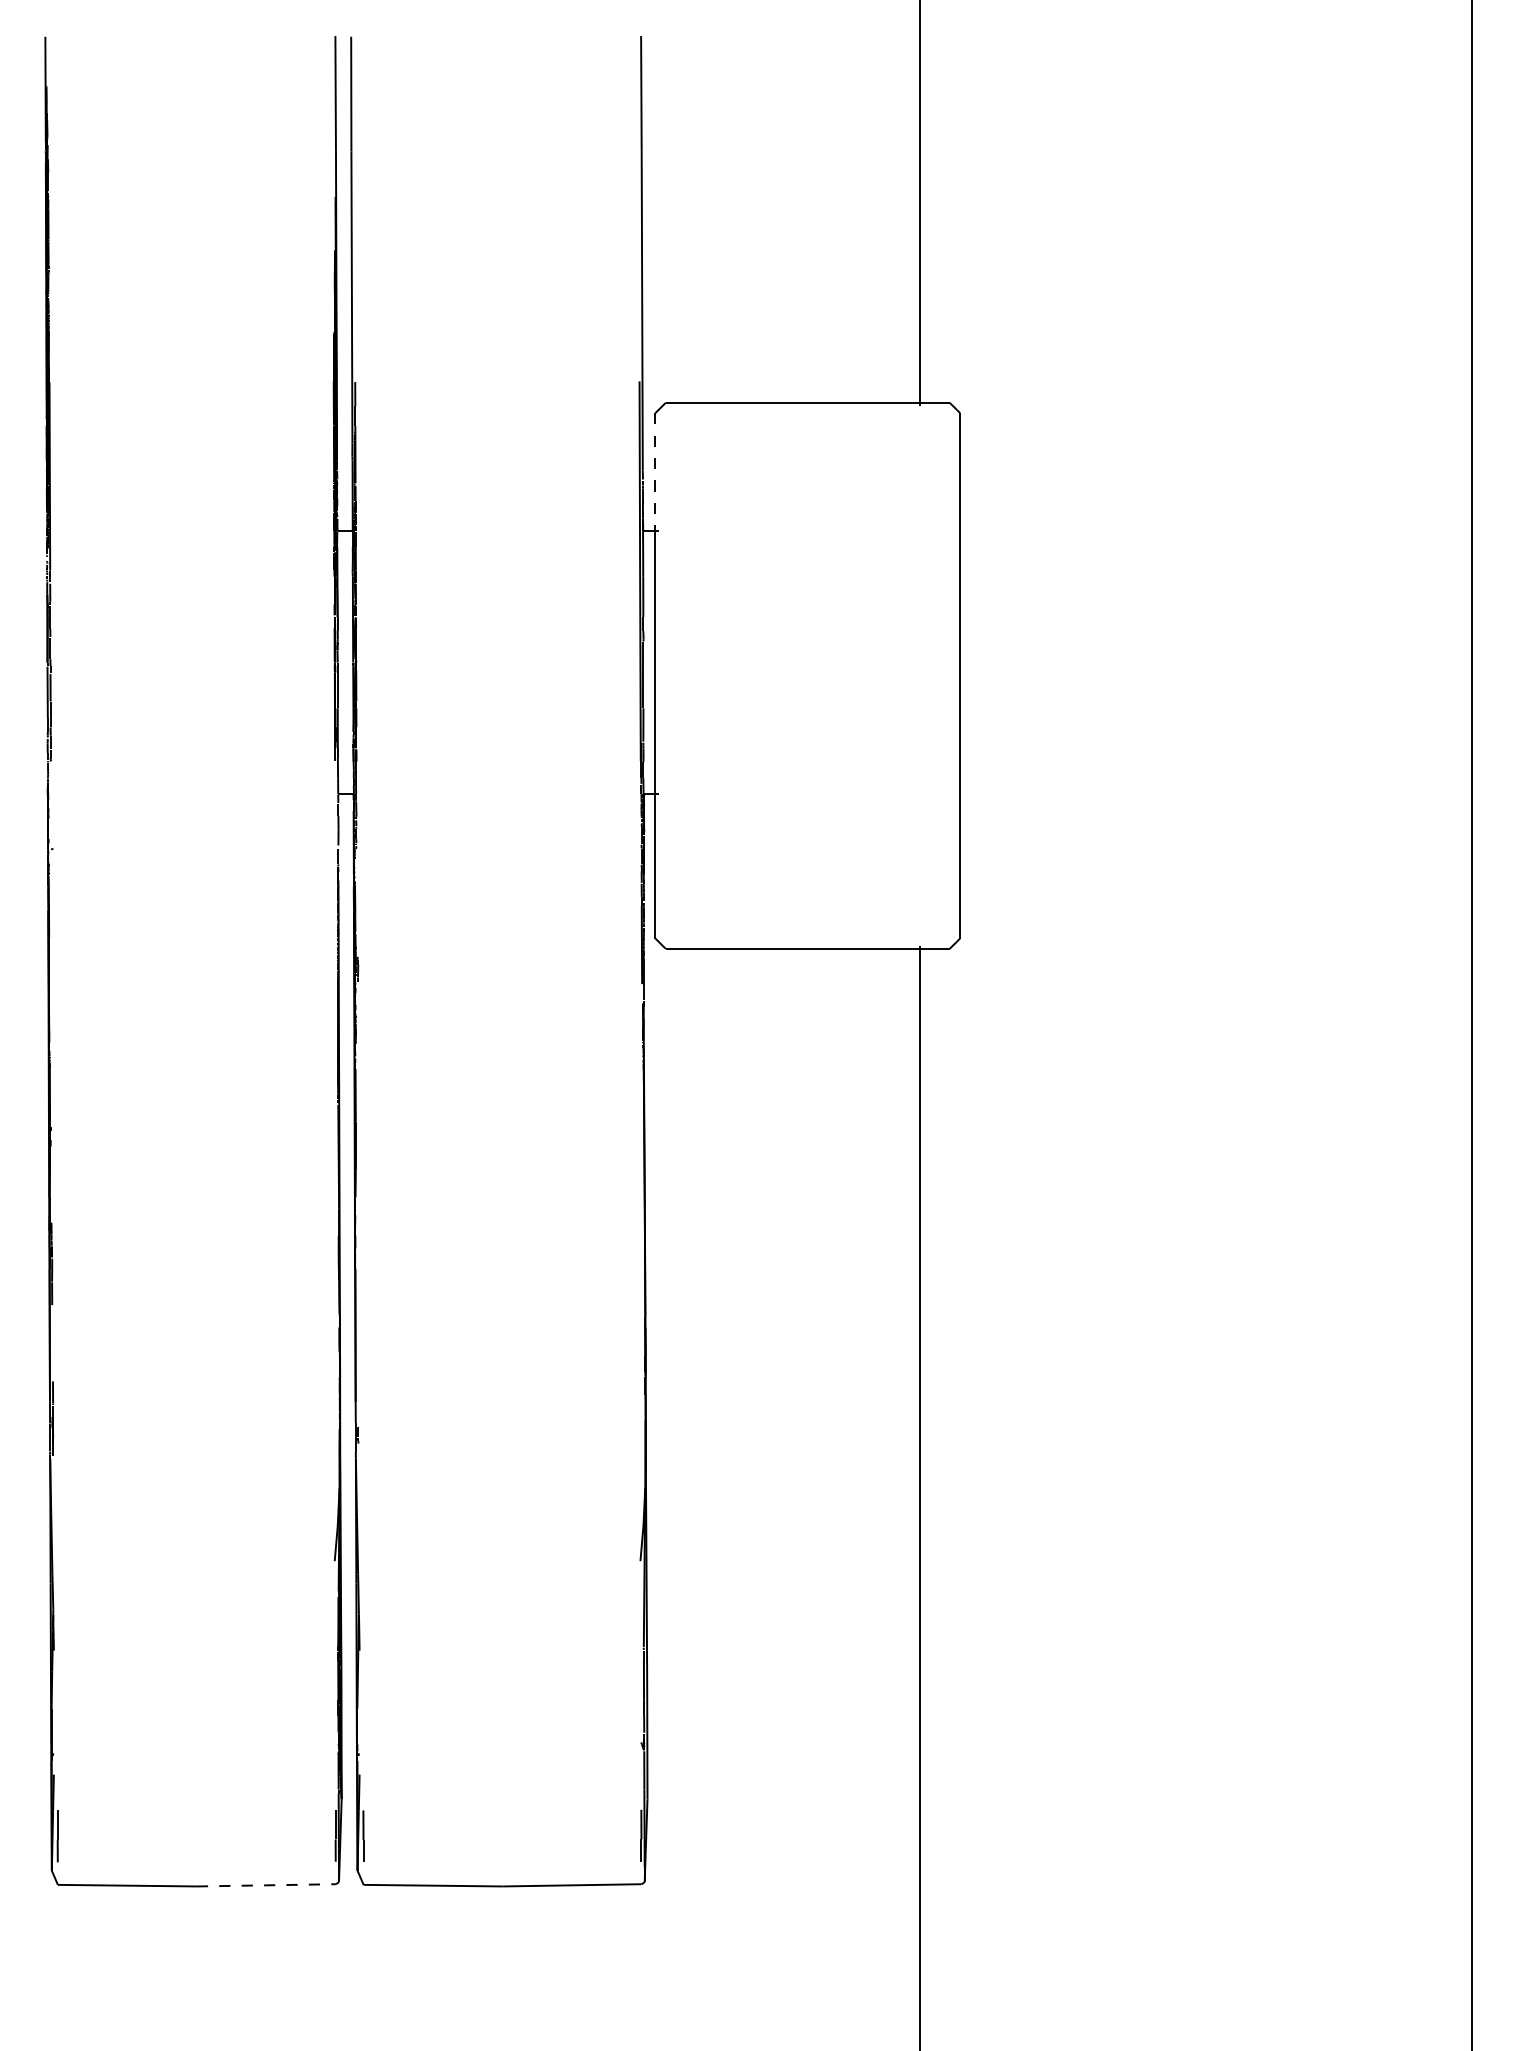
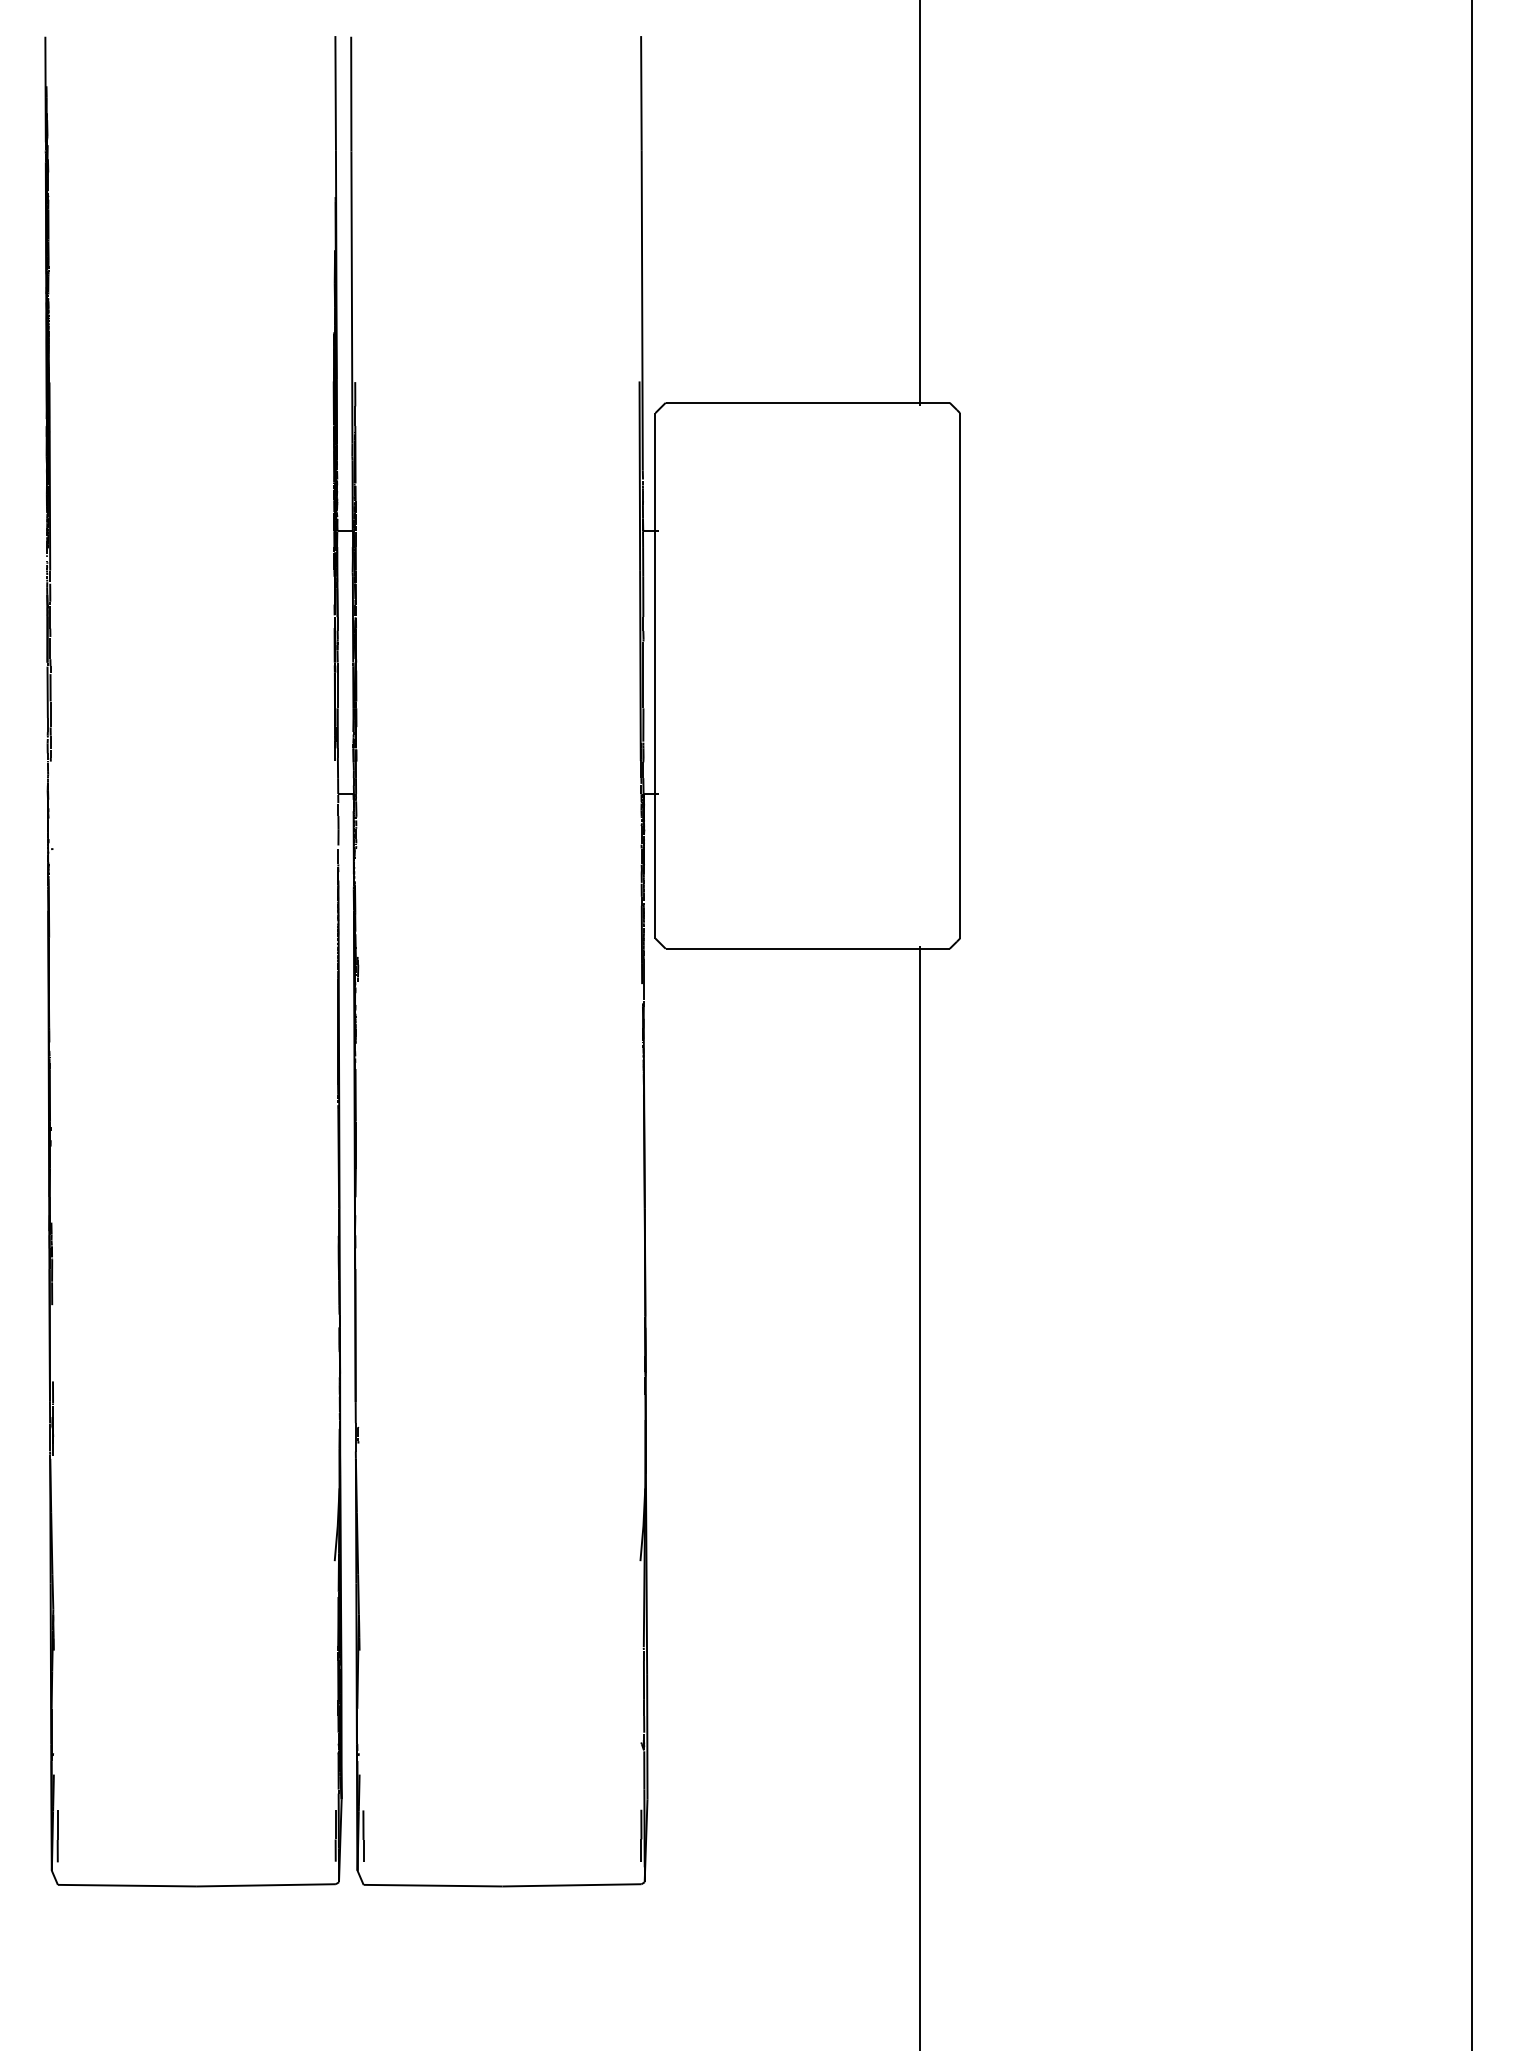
line: dashed -> solid (655, 472)
line: dashed -> solid (266, 1885)
